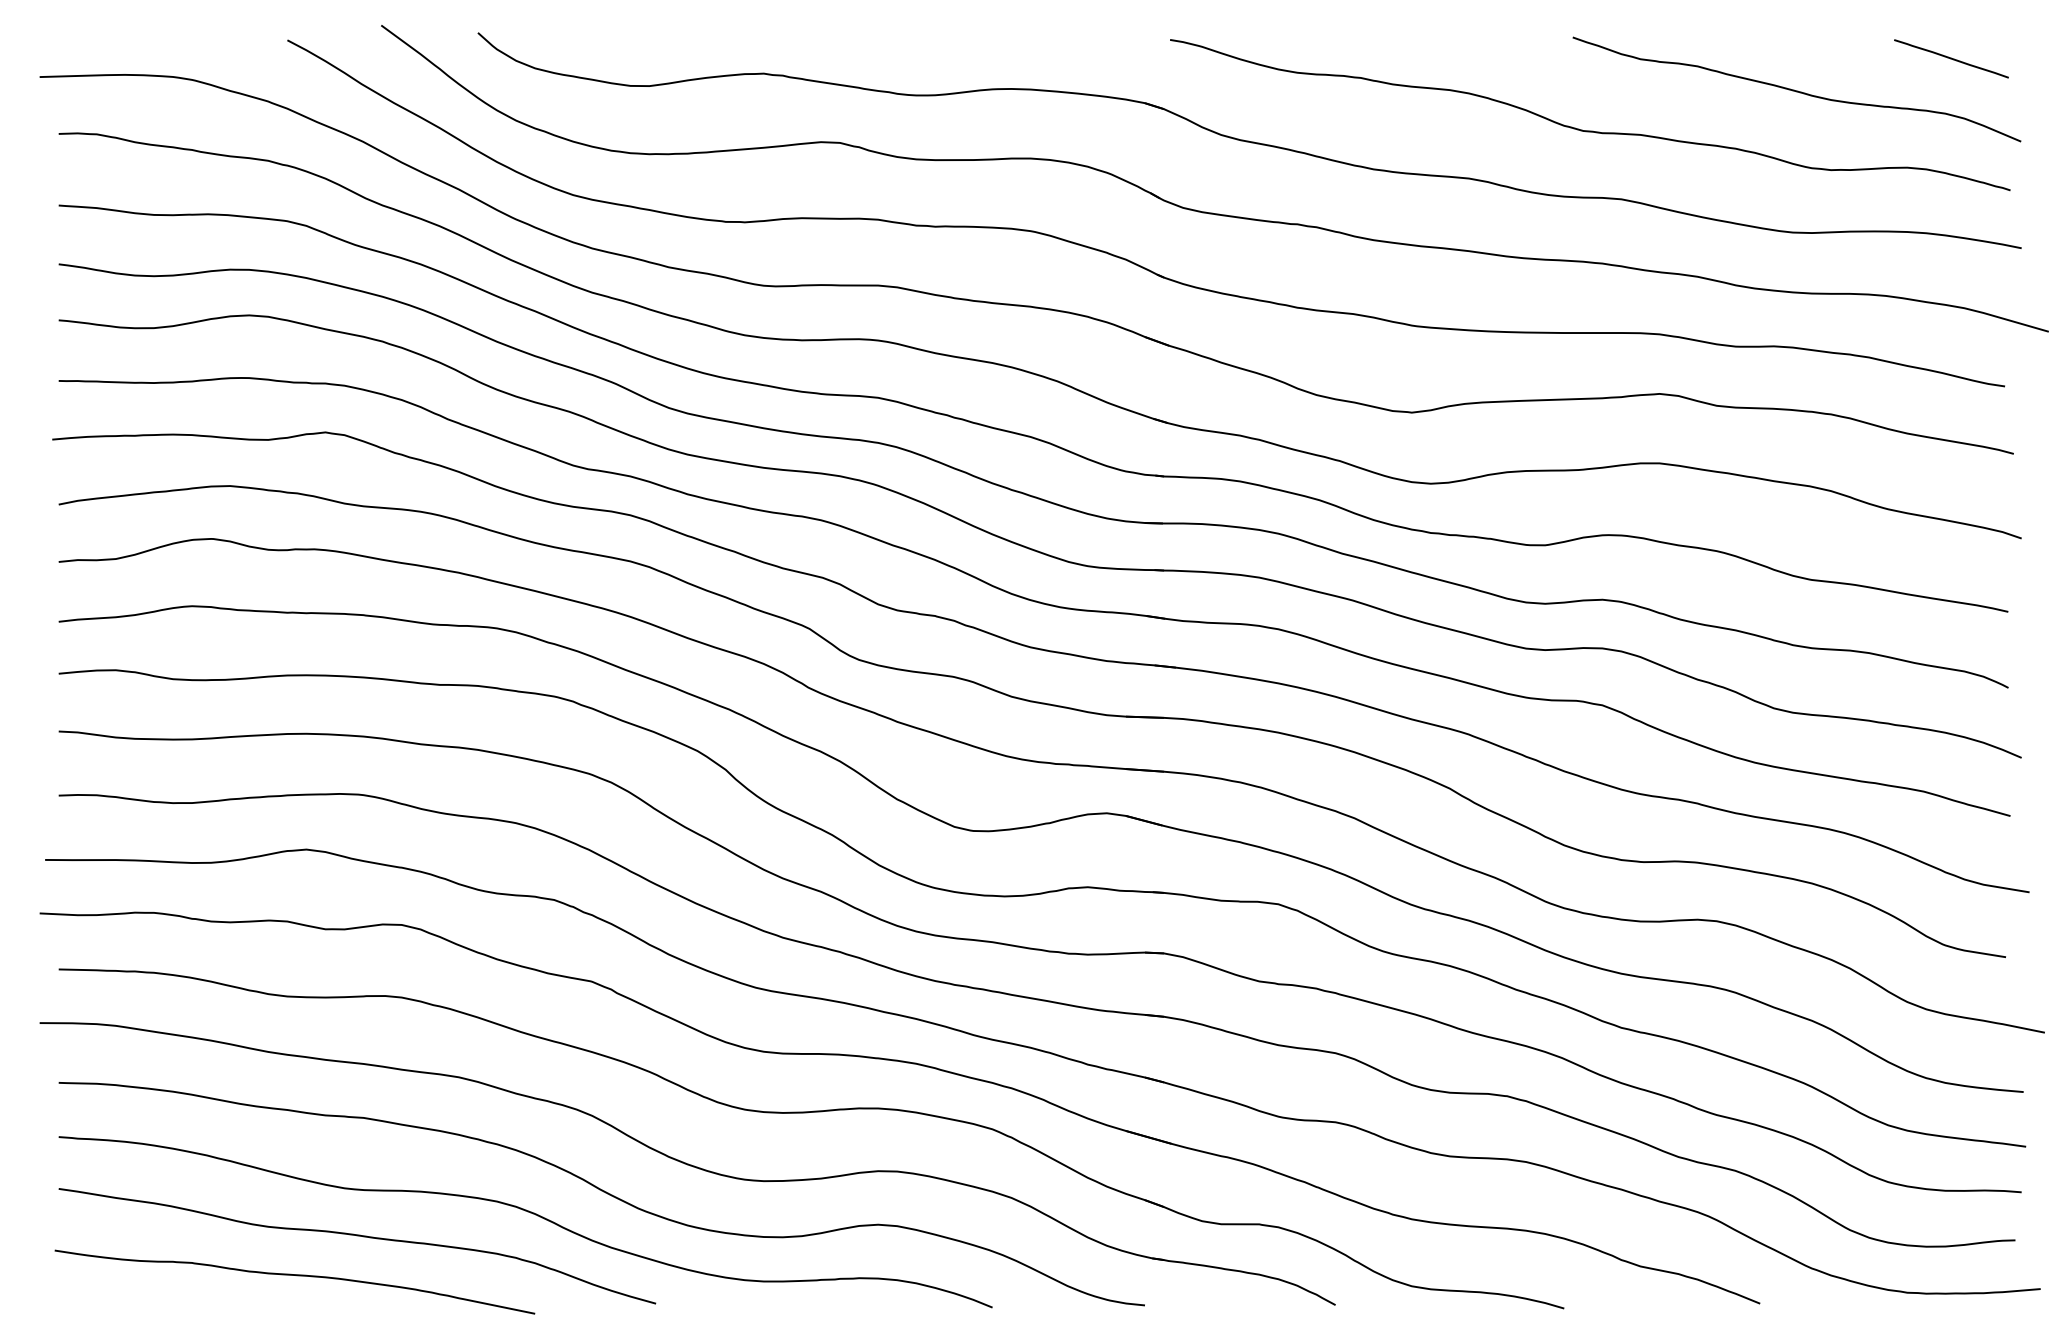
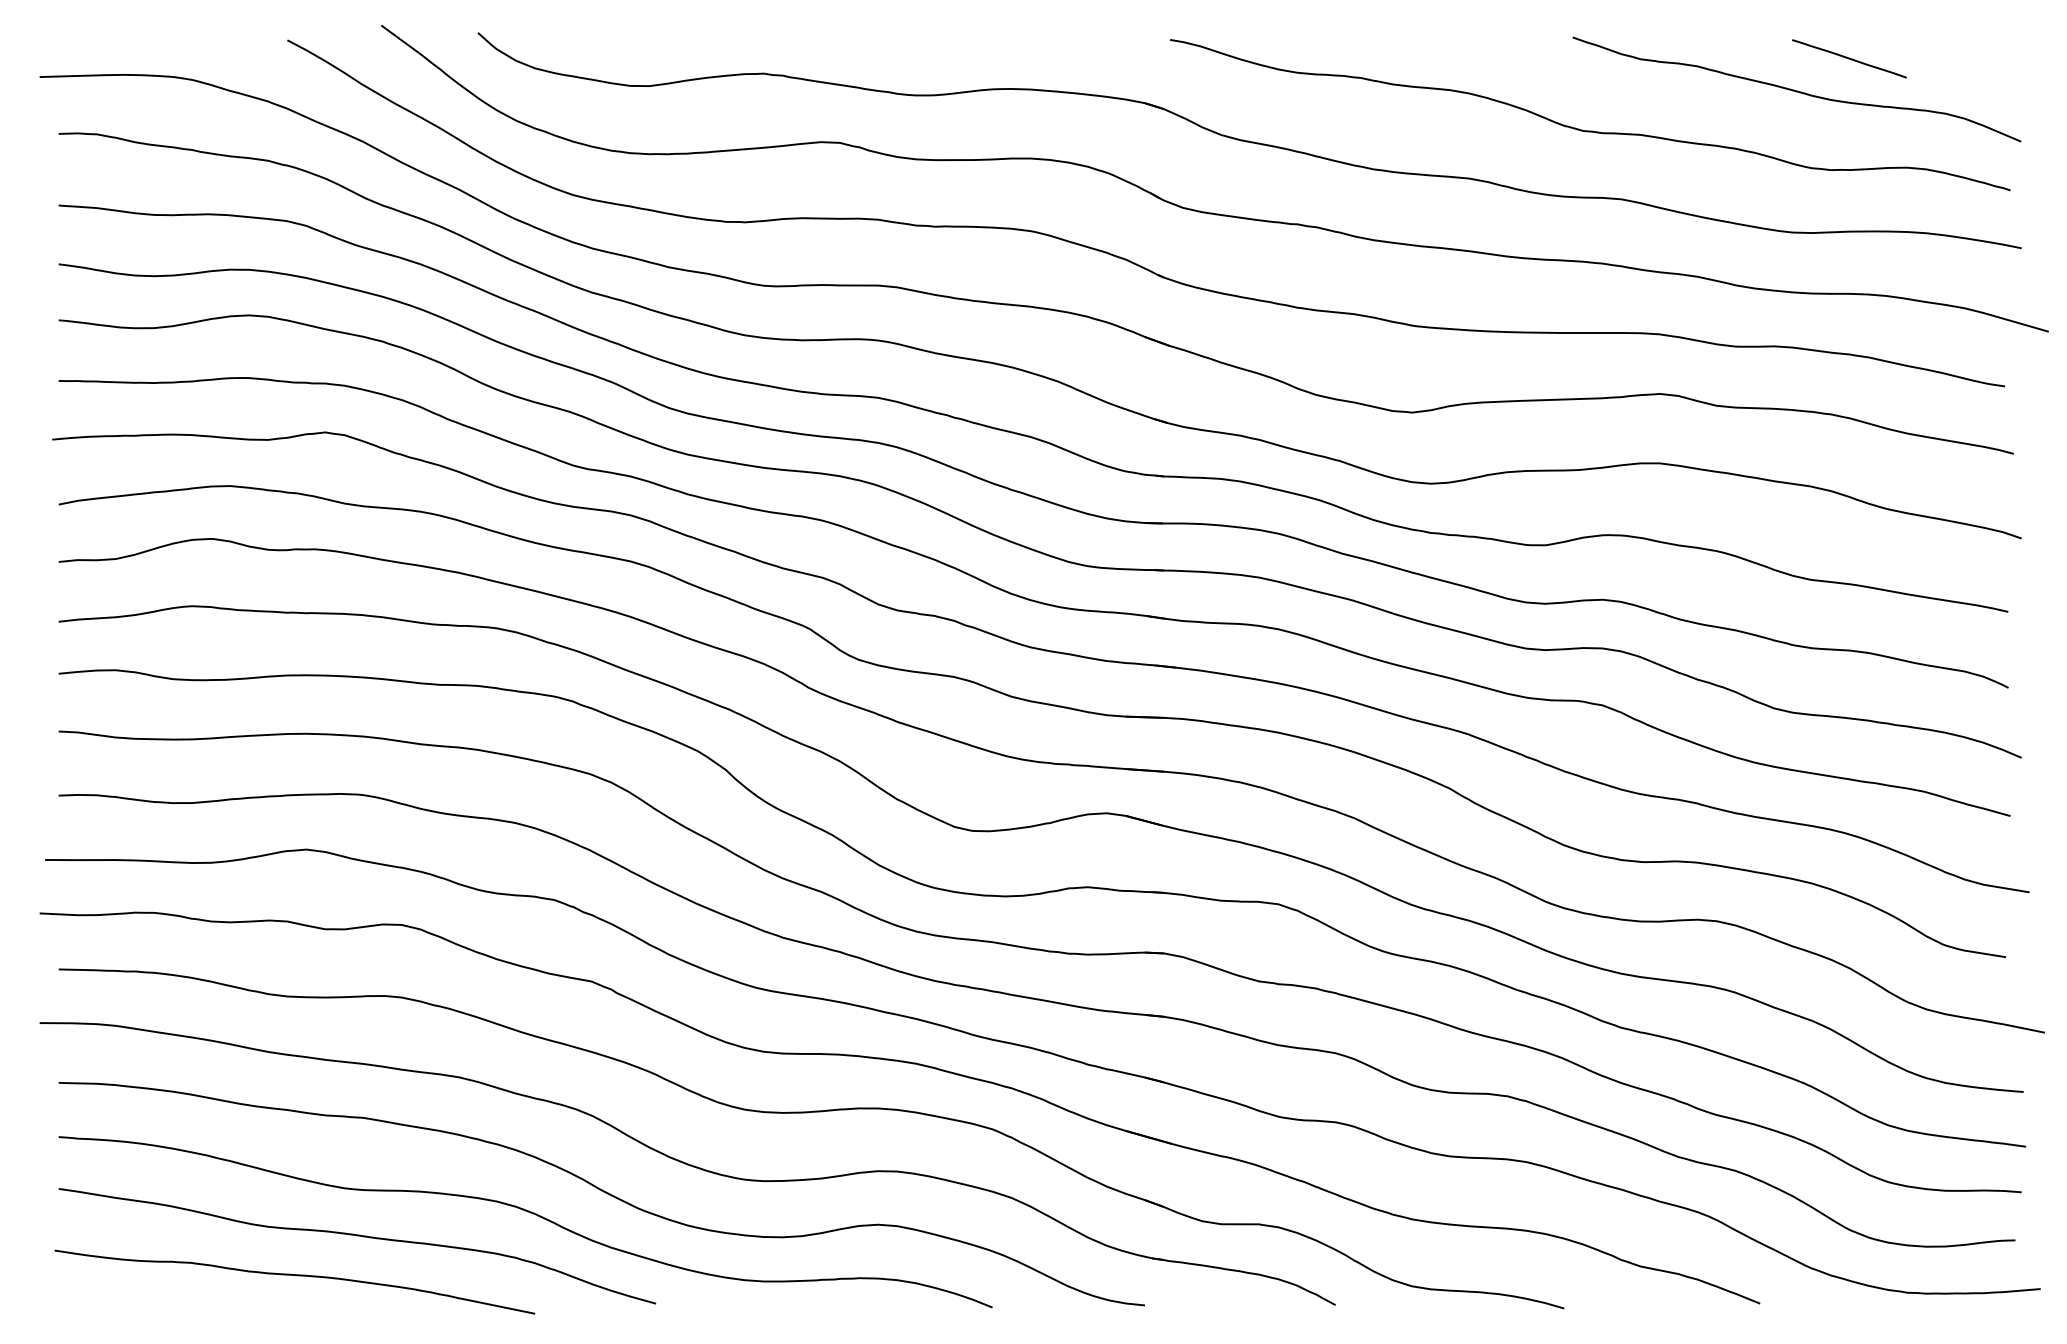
line position: (1951, 58) -> (1849, 58) (1849, 58)
